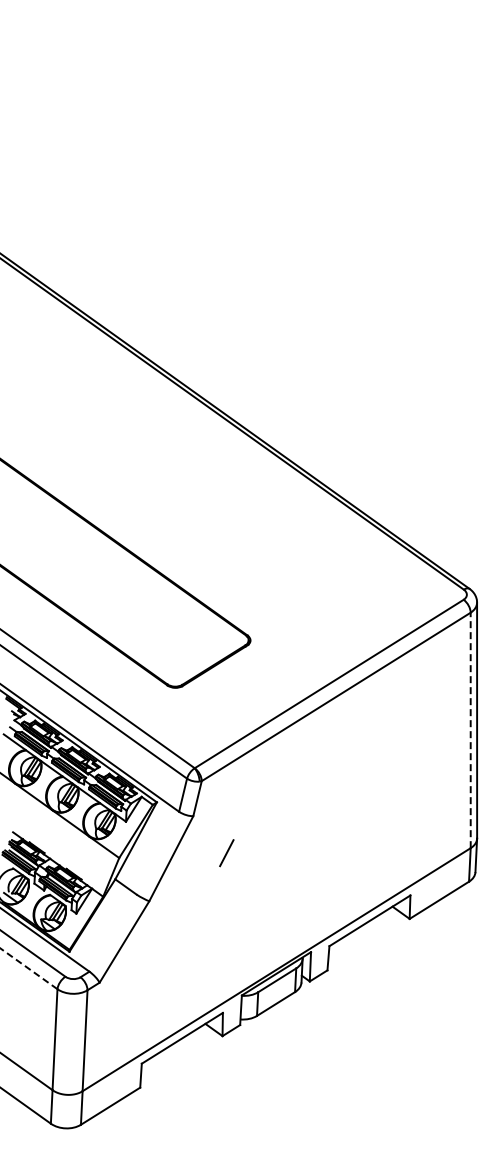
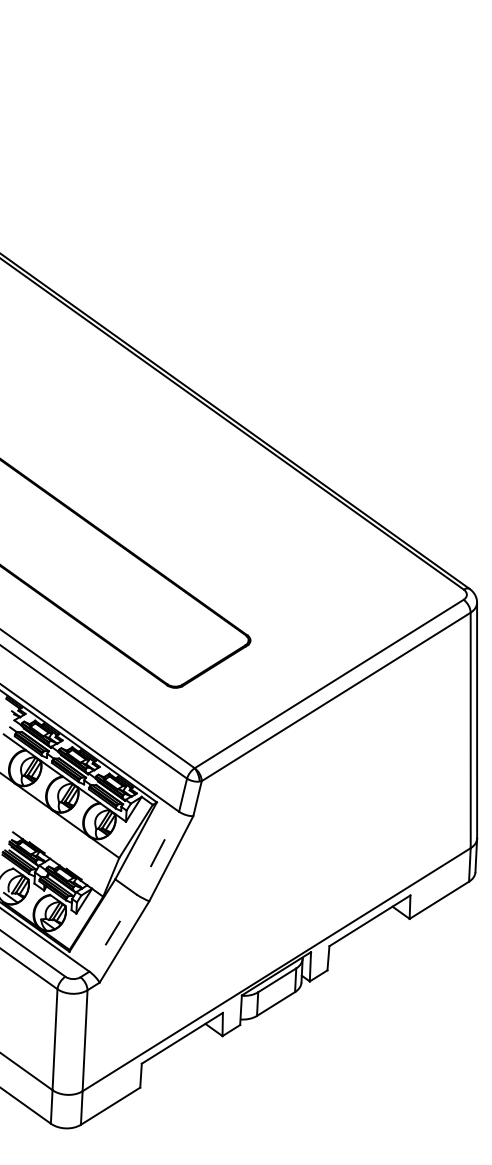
line: dashed -> solid (470, 730)
line position: (226, 853) -> (157, 853) (157, 853)
line: none -> present (112, 932)
line: dashed -> solid (29, 968)
